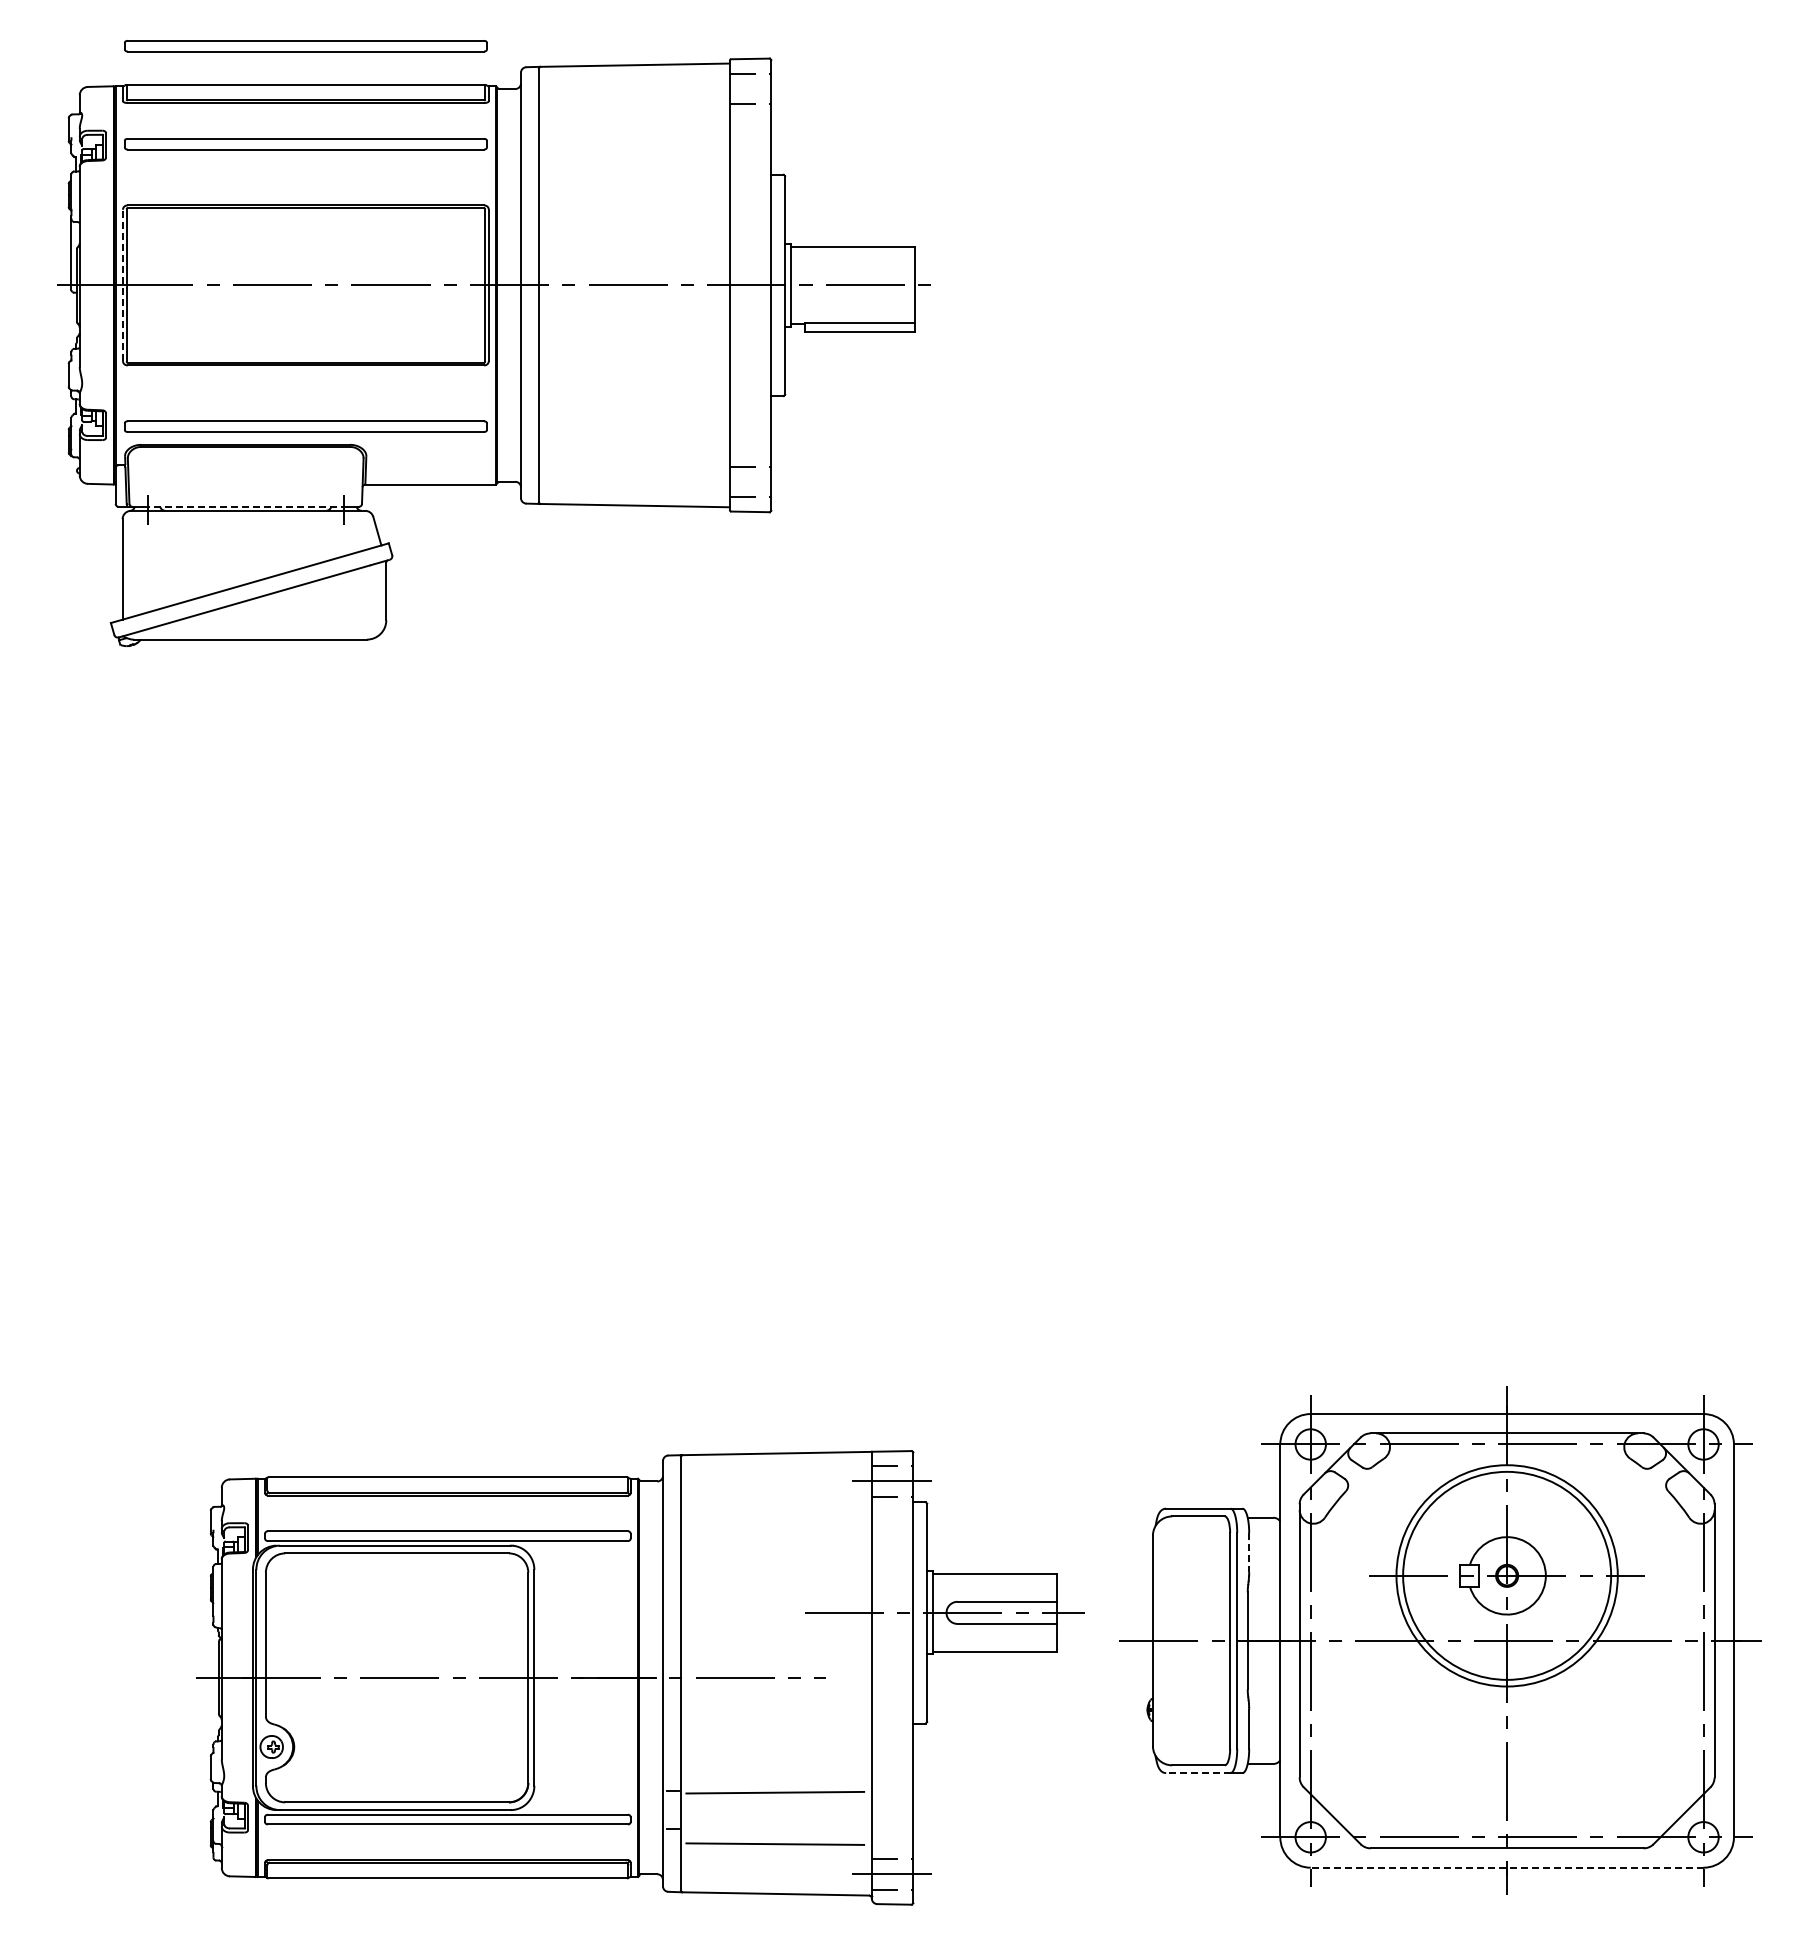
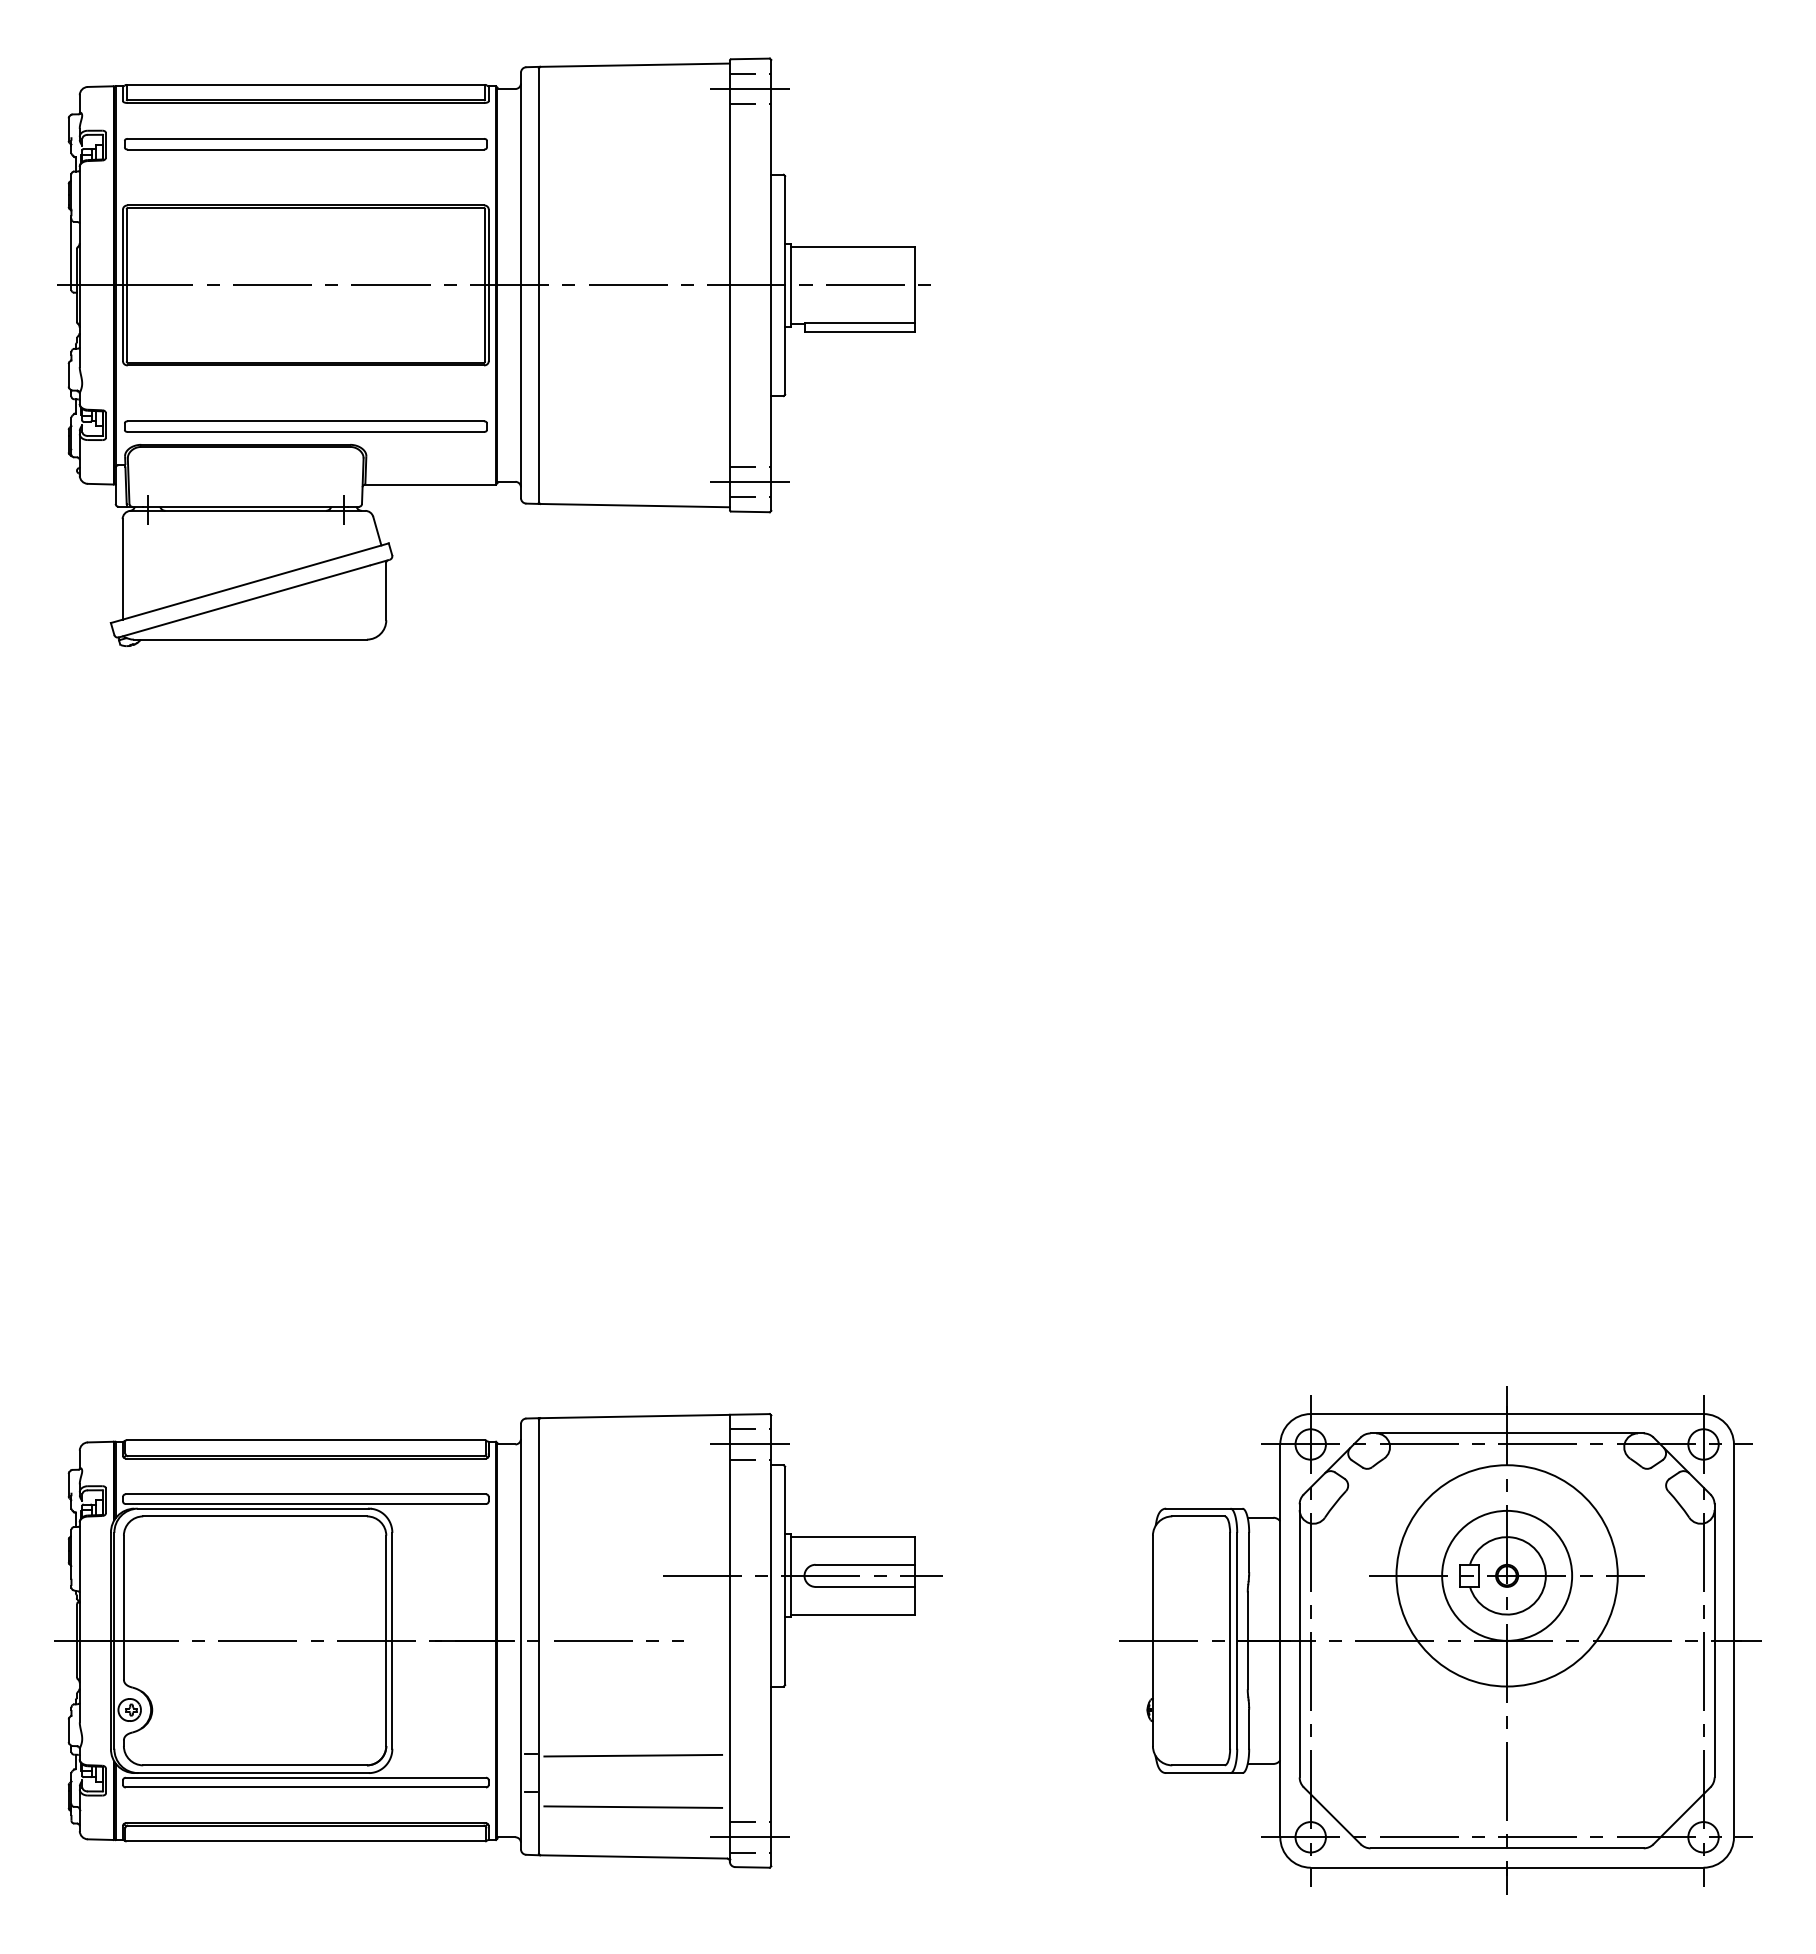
part: present -> none (305, 46)
line: none -> present (750, 89)
line: dashed -> solid (122, 285)
line: none -> present (750, 481)
line: dashed -> solid (245, 506)
line: dashed -> solid (1249, 1552)
circle diameter: 208 px -> 130 px (1507, 1575)
part position: (640, 1677) -> (498, 1640) (498, 1640)
line: dashed -> solid (1197, 1773)
line: dashed -> solid (1506, 1867)
